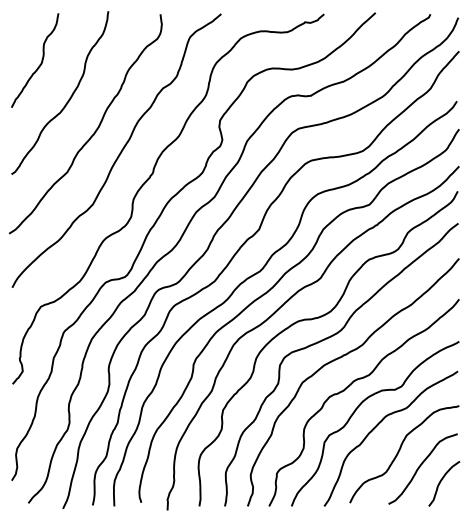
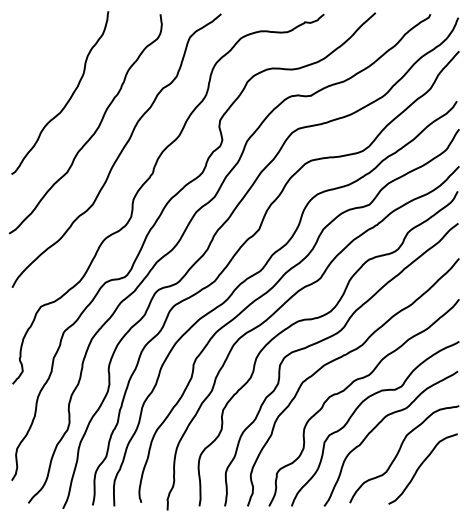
curve: present -> none (39, 64)
curve: present -> none (442, 480)
